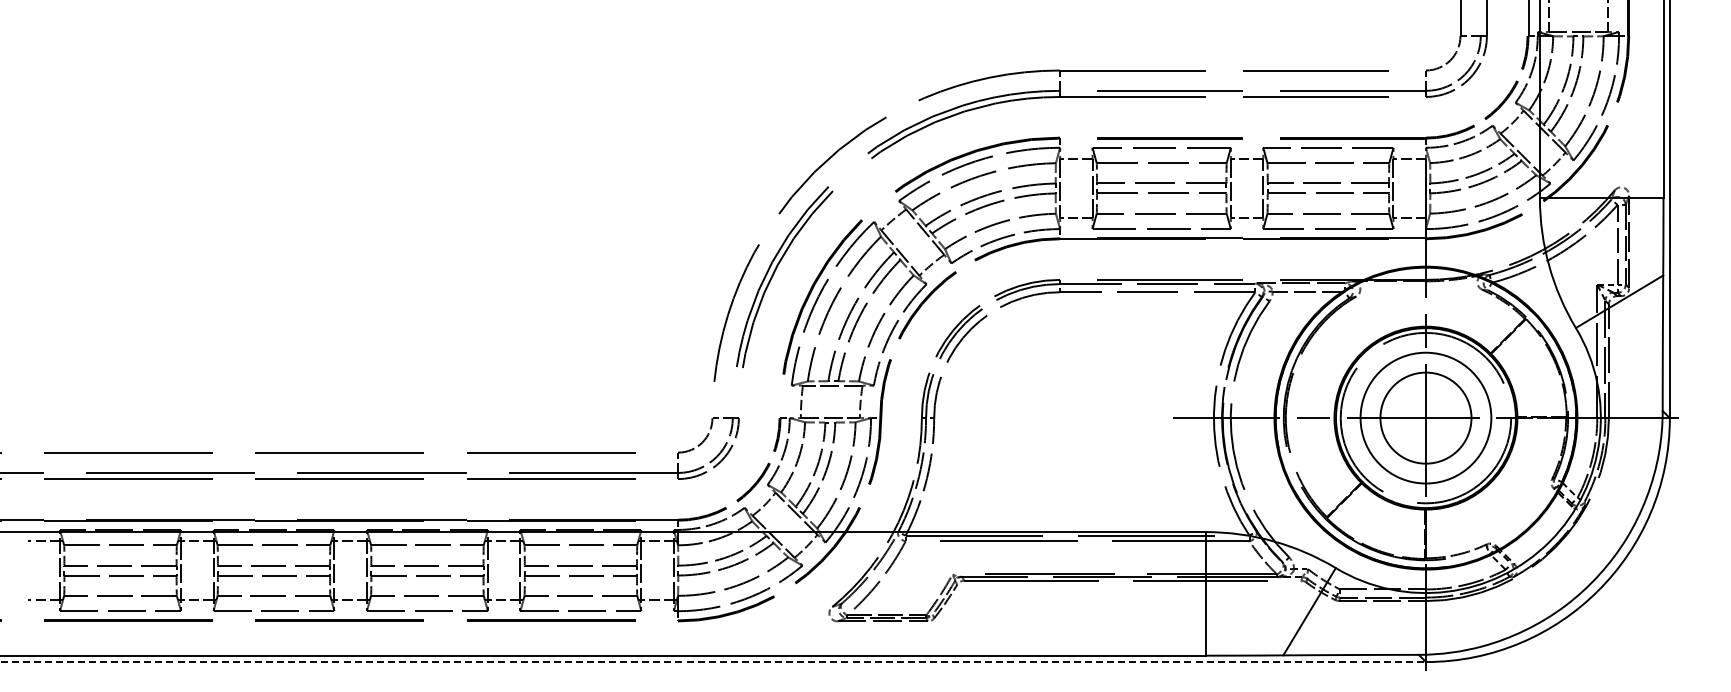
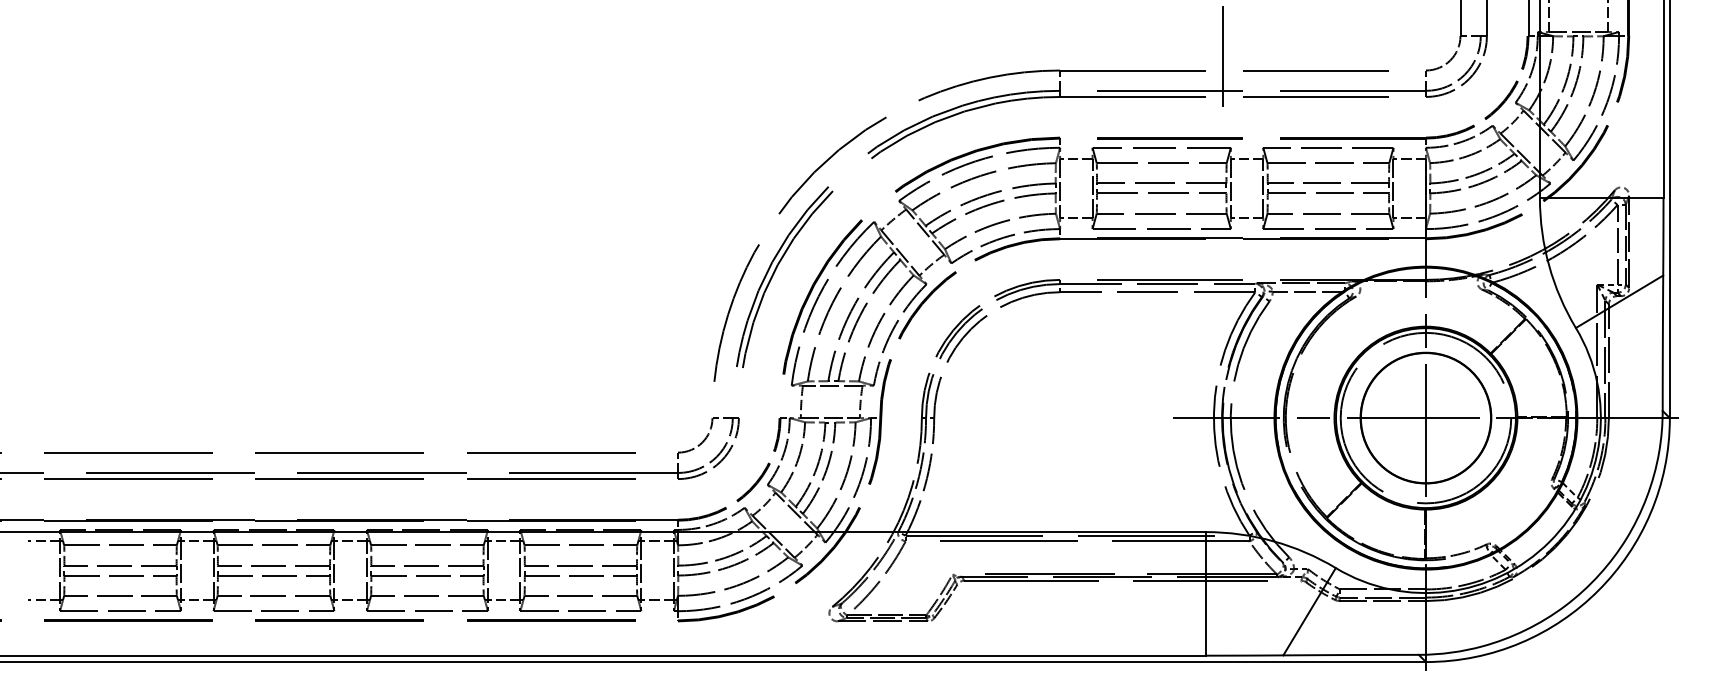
line: none -> present (1222, 54)
circle diameter: 91 px -> 130 px (1425, 418)
line: dashed -> solid (713, 662)
